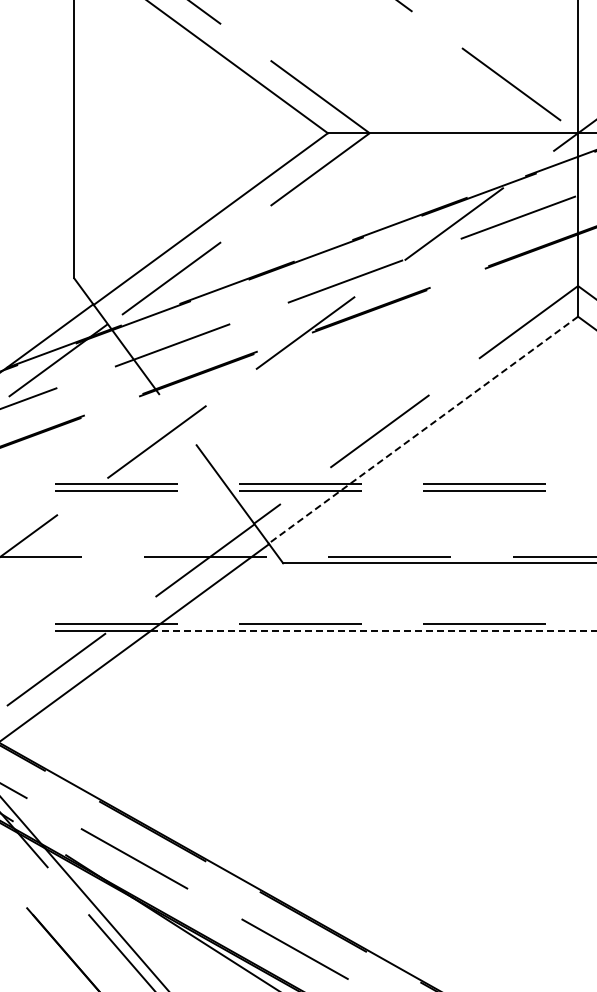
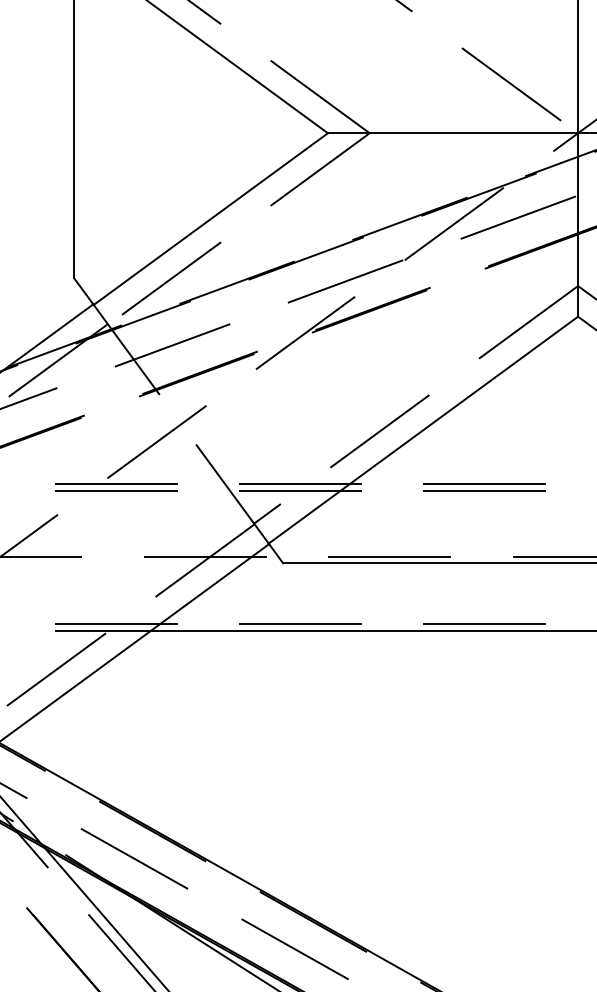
line: dashed -> solid (423, 430)
line: dashed -> solid (373, 631)
